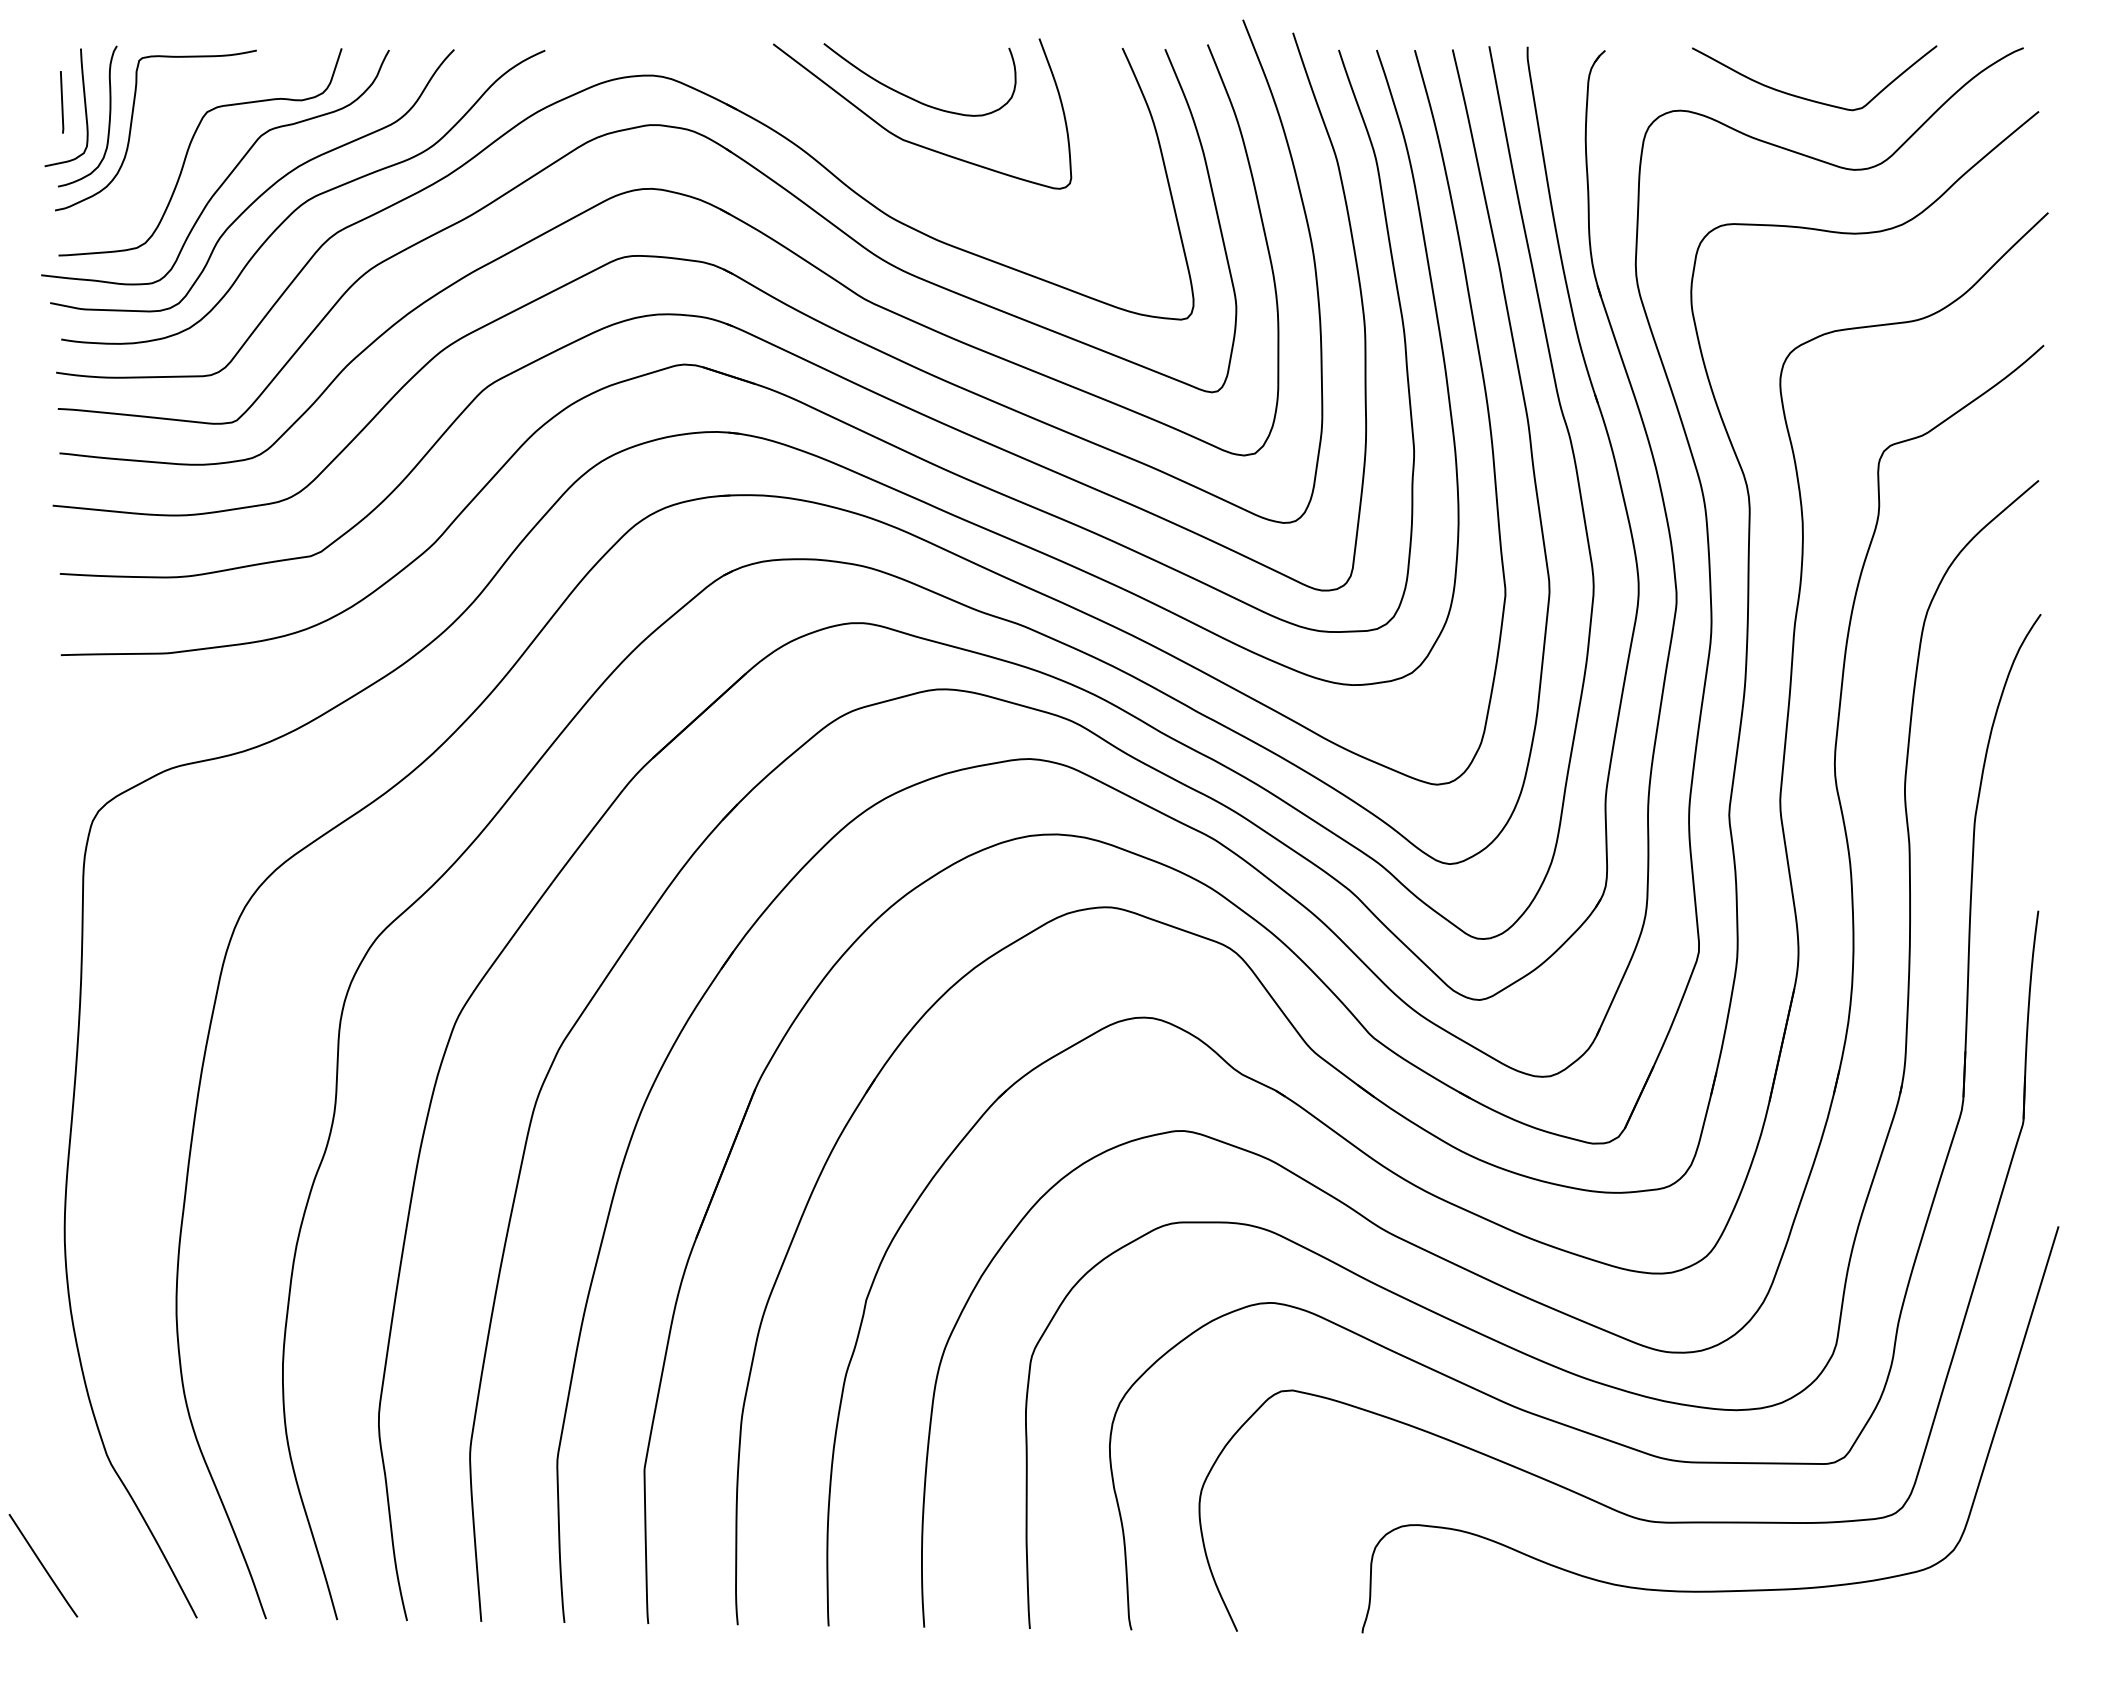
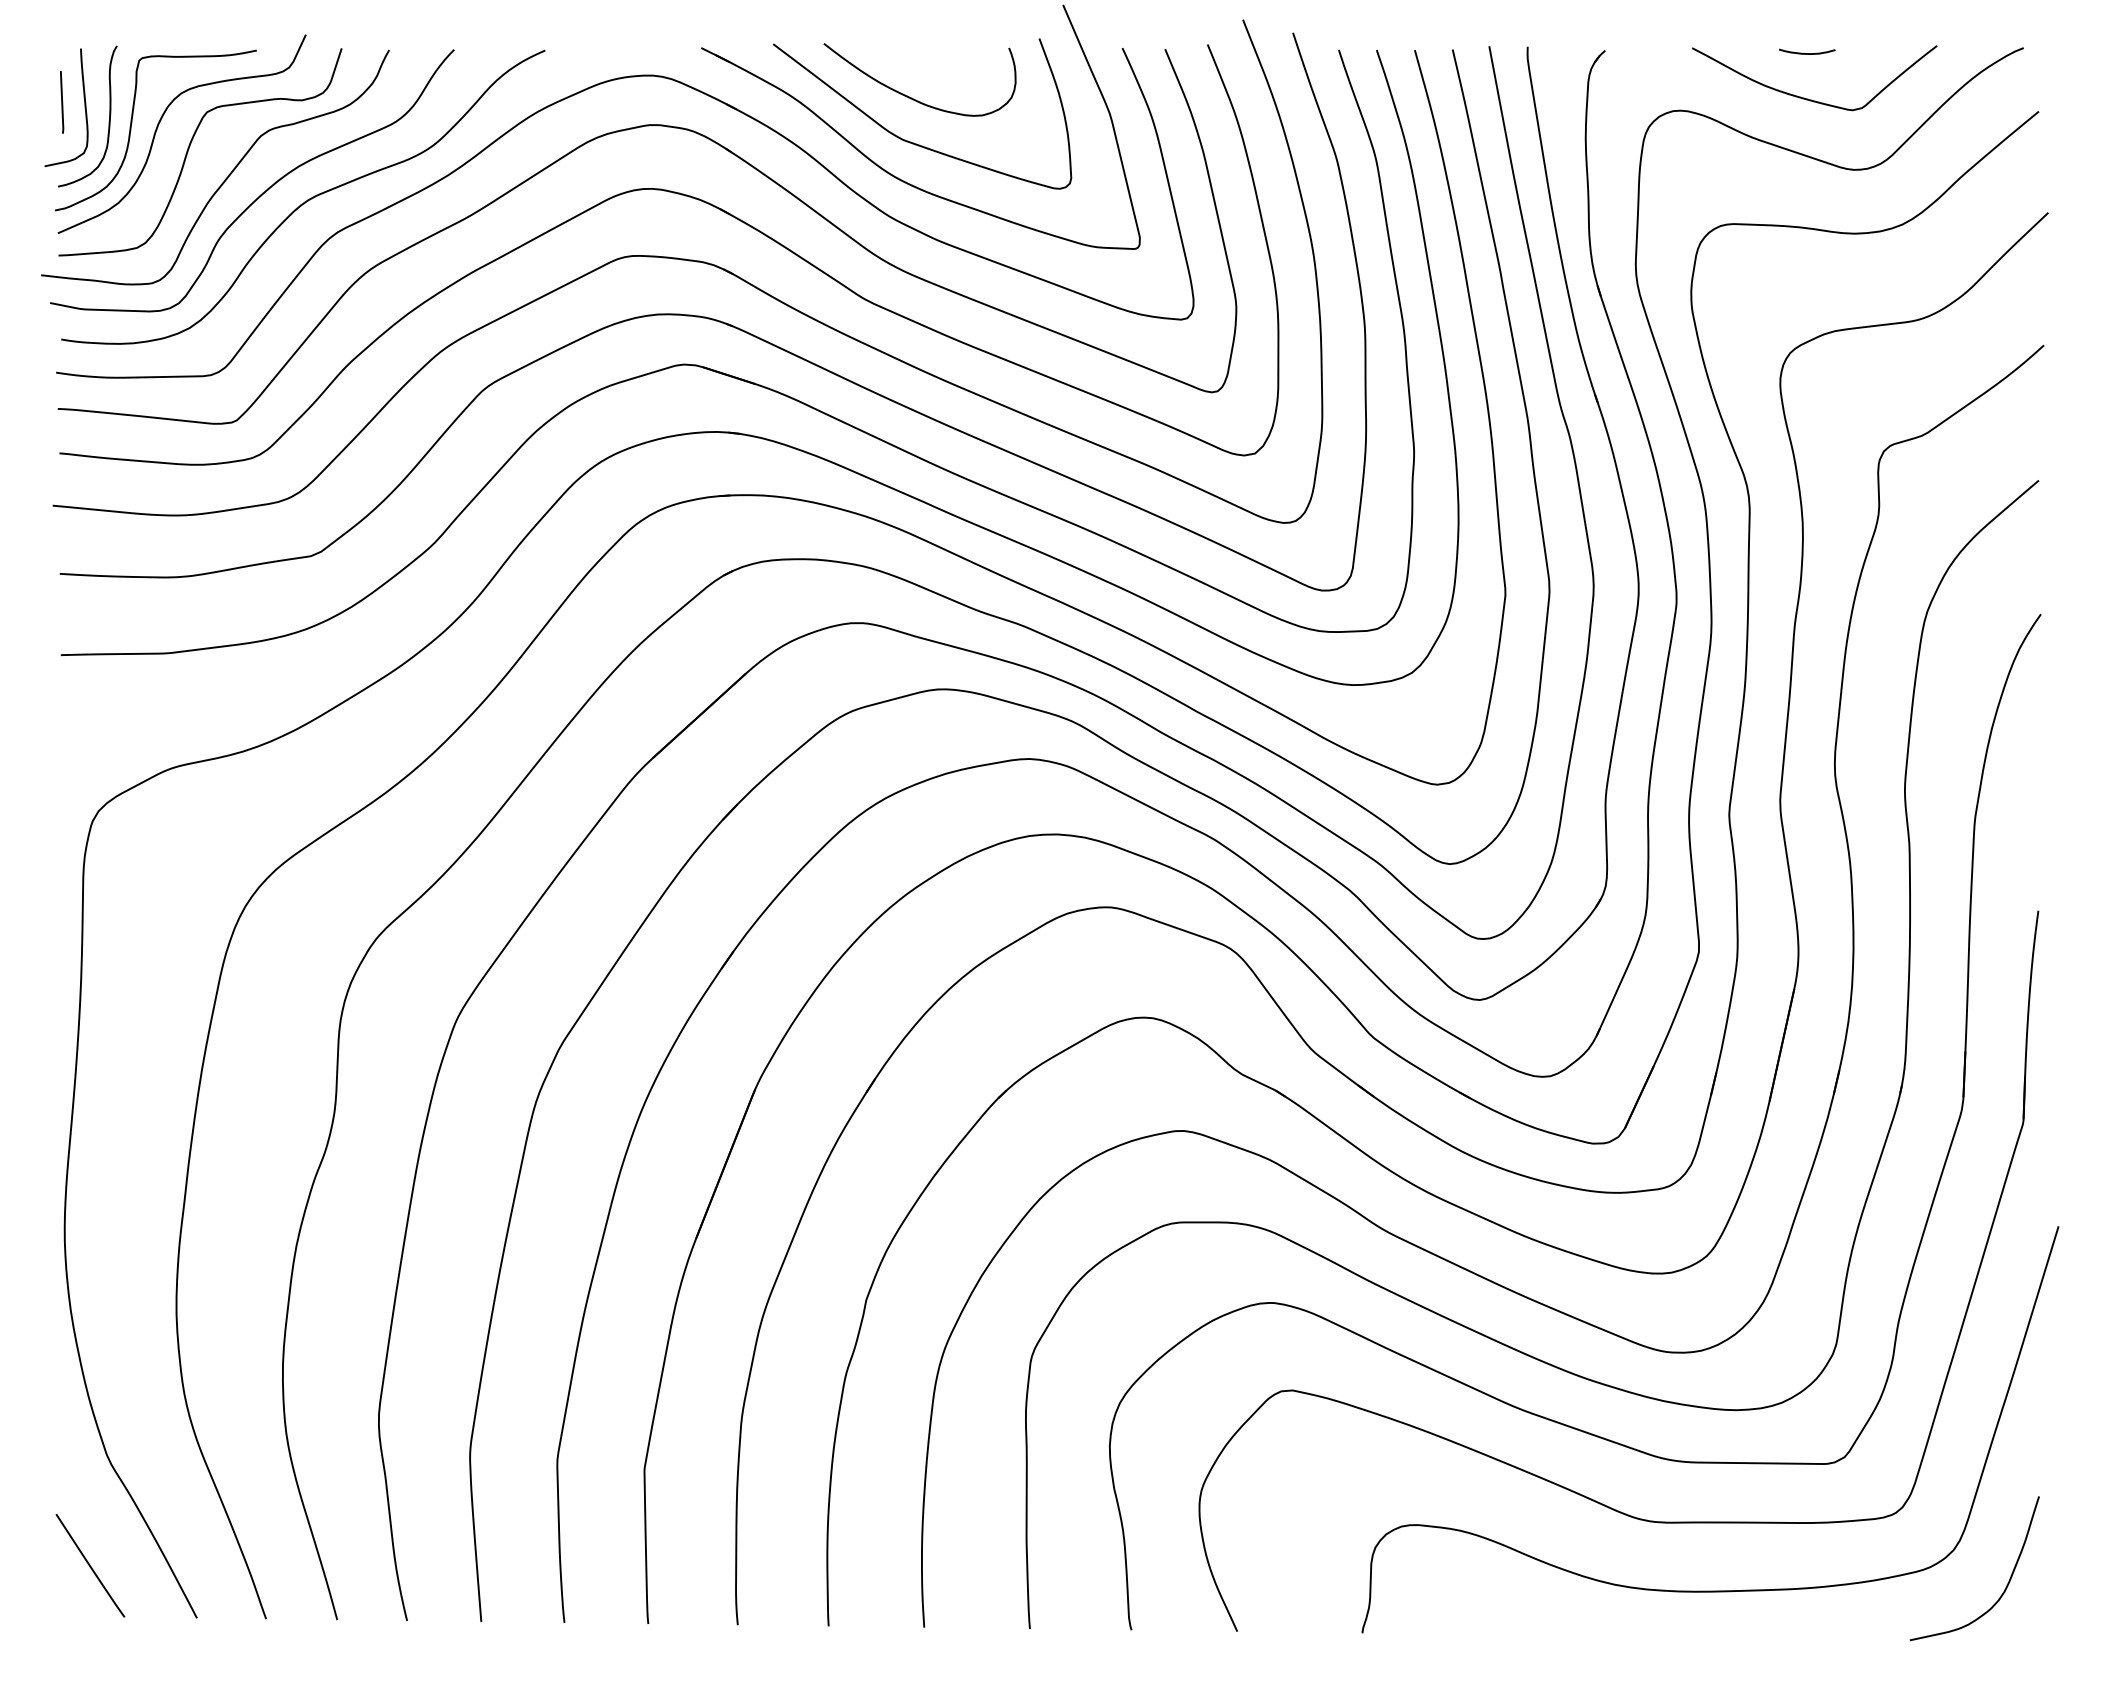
curve: none -> present (1807, 53)
curve: none -> present (160, 122)
part: none -> present (888, 171)
line position: (43, 1565) -> (90, 1565) (90, 1565)
curve: none -> present (2008, 1580)
